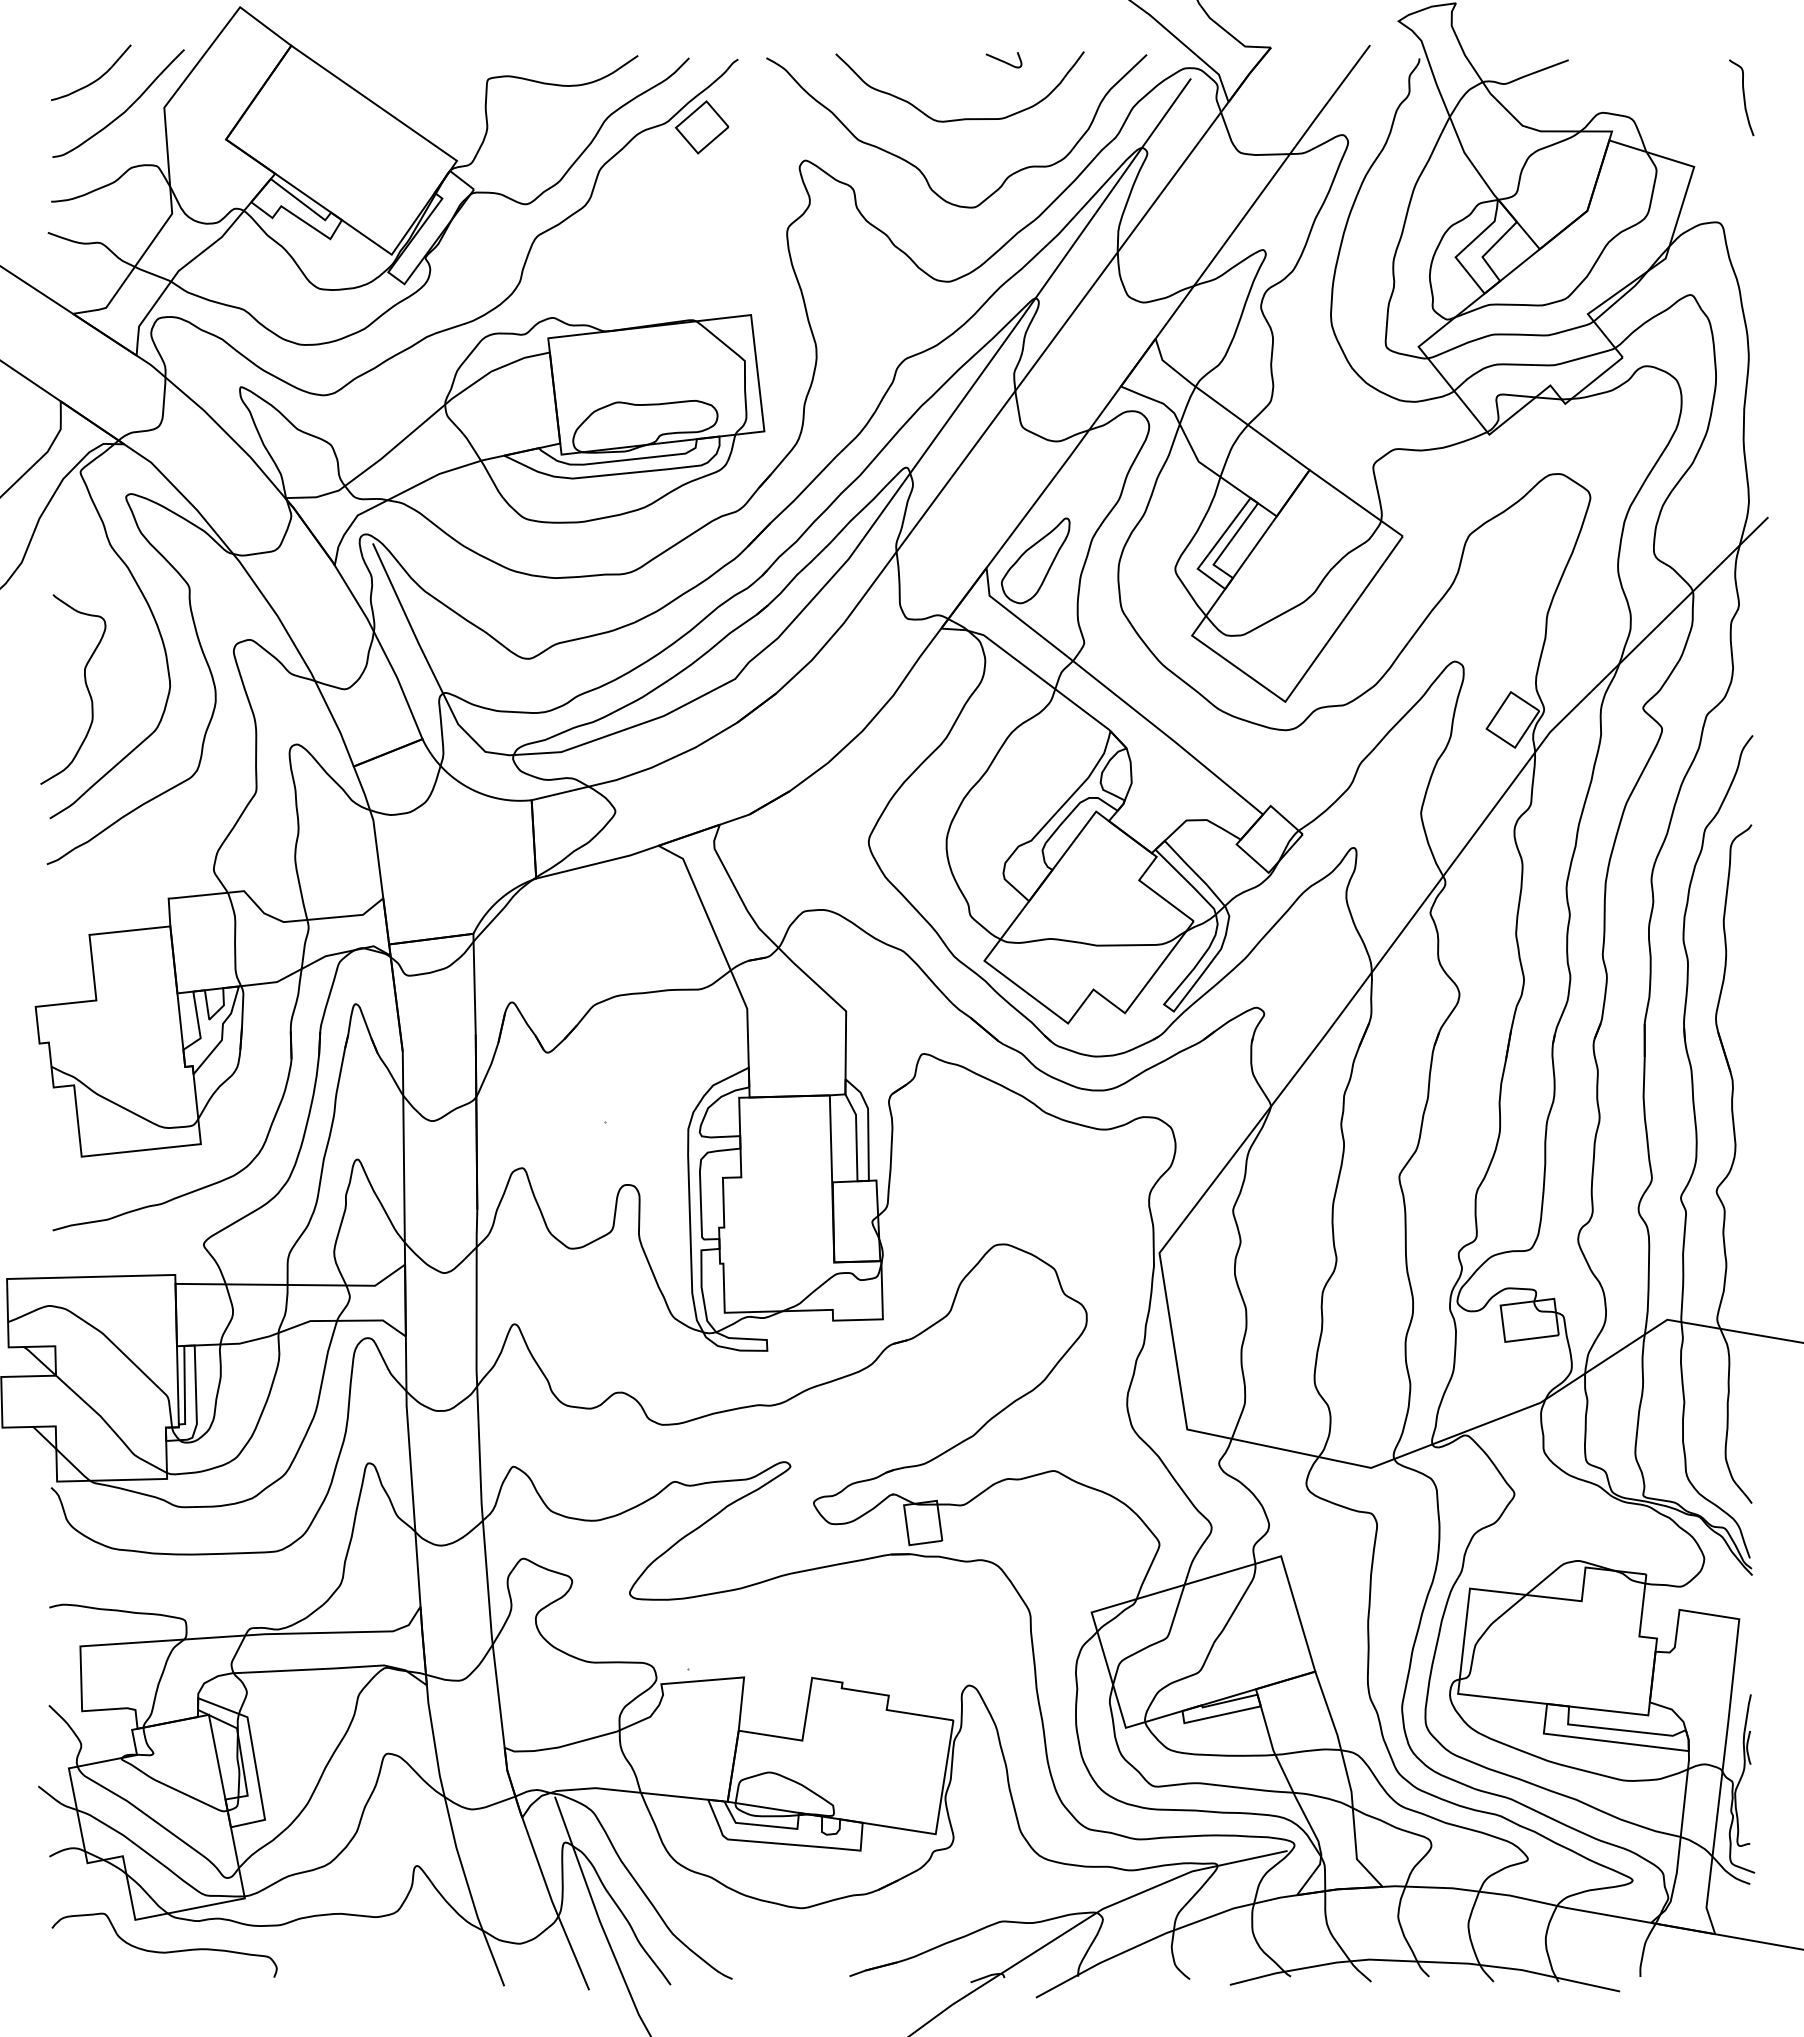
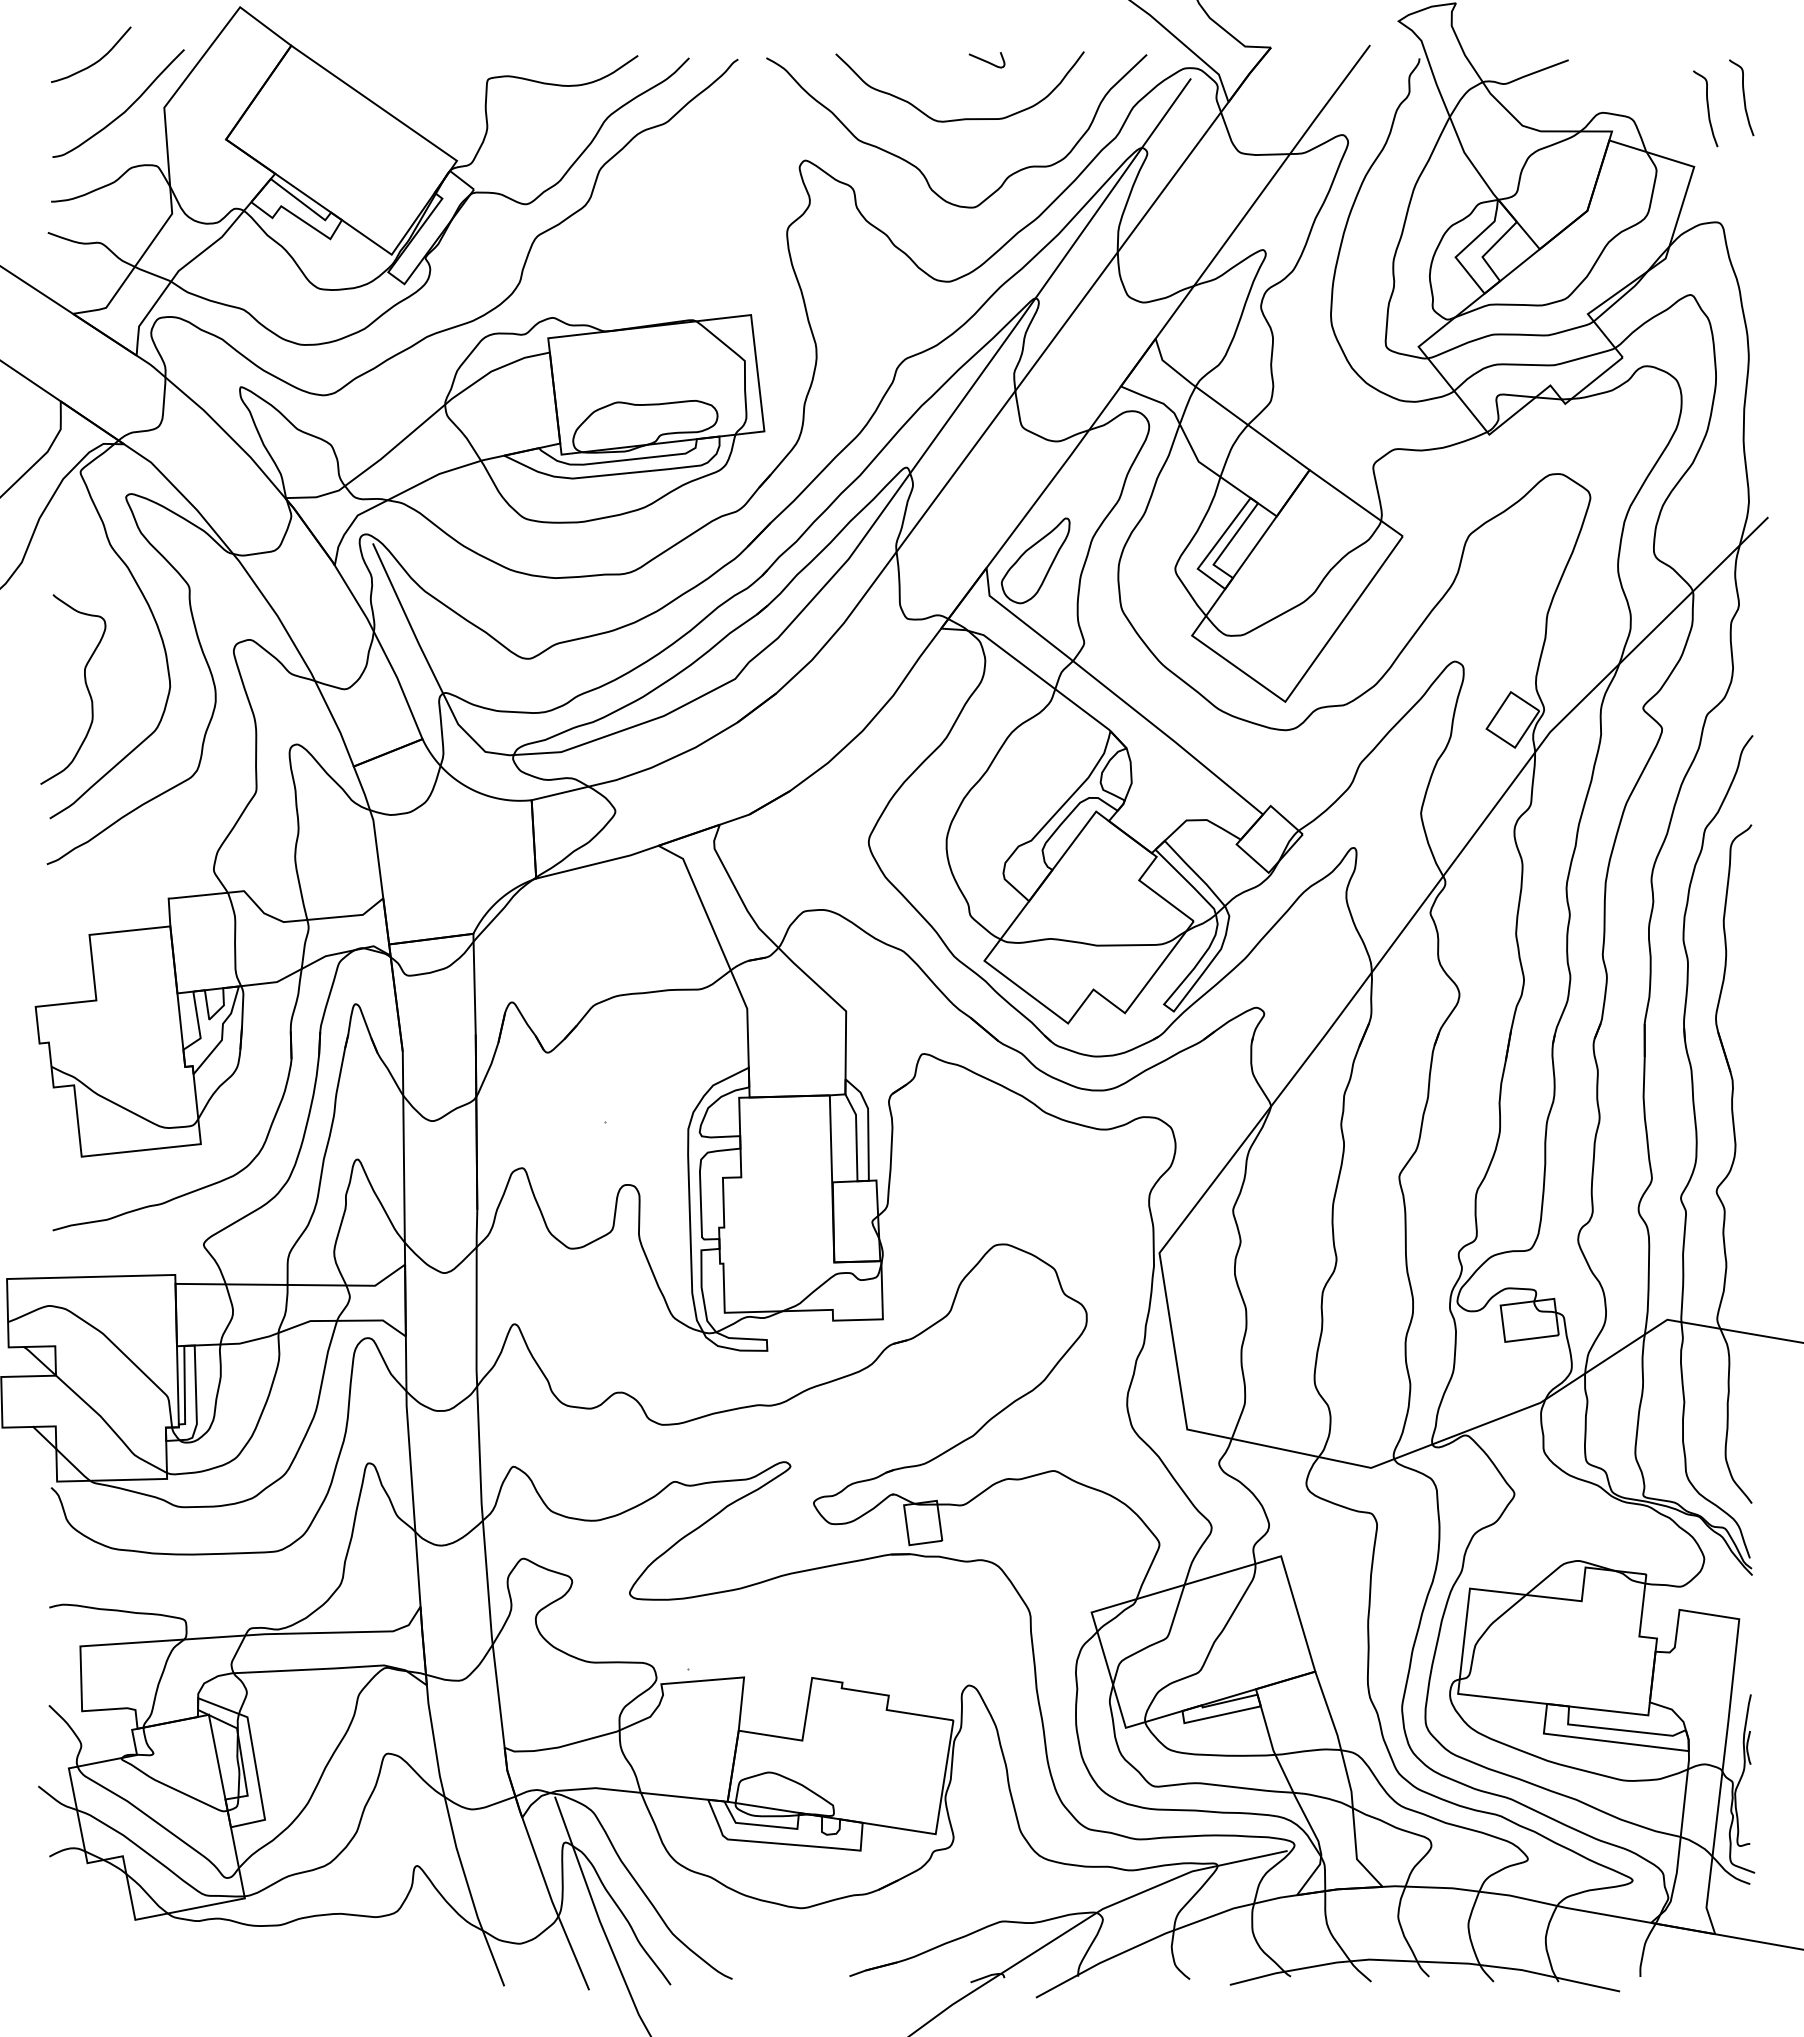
curve position: (1003, 60) -> (986, 60) (986, 60)
curve position: (97, 78) -> (97, 60) (97, 60)
curve: none -> present (1707, 108)
part: present -> none (701, 127)
curve: present -> none (164, 1951)
